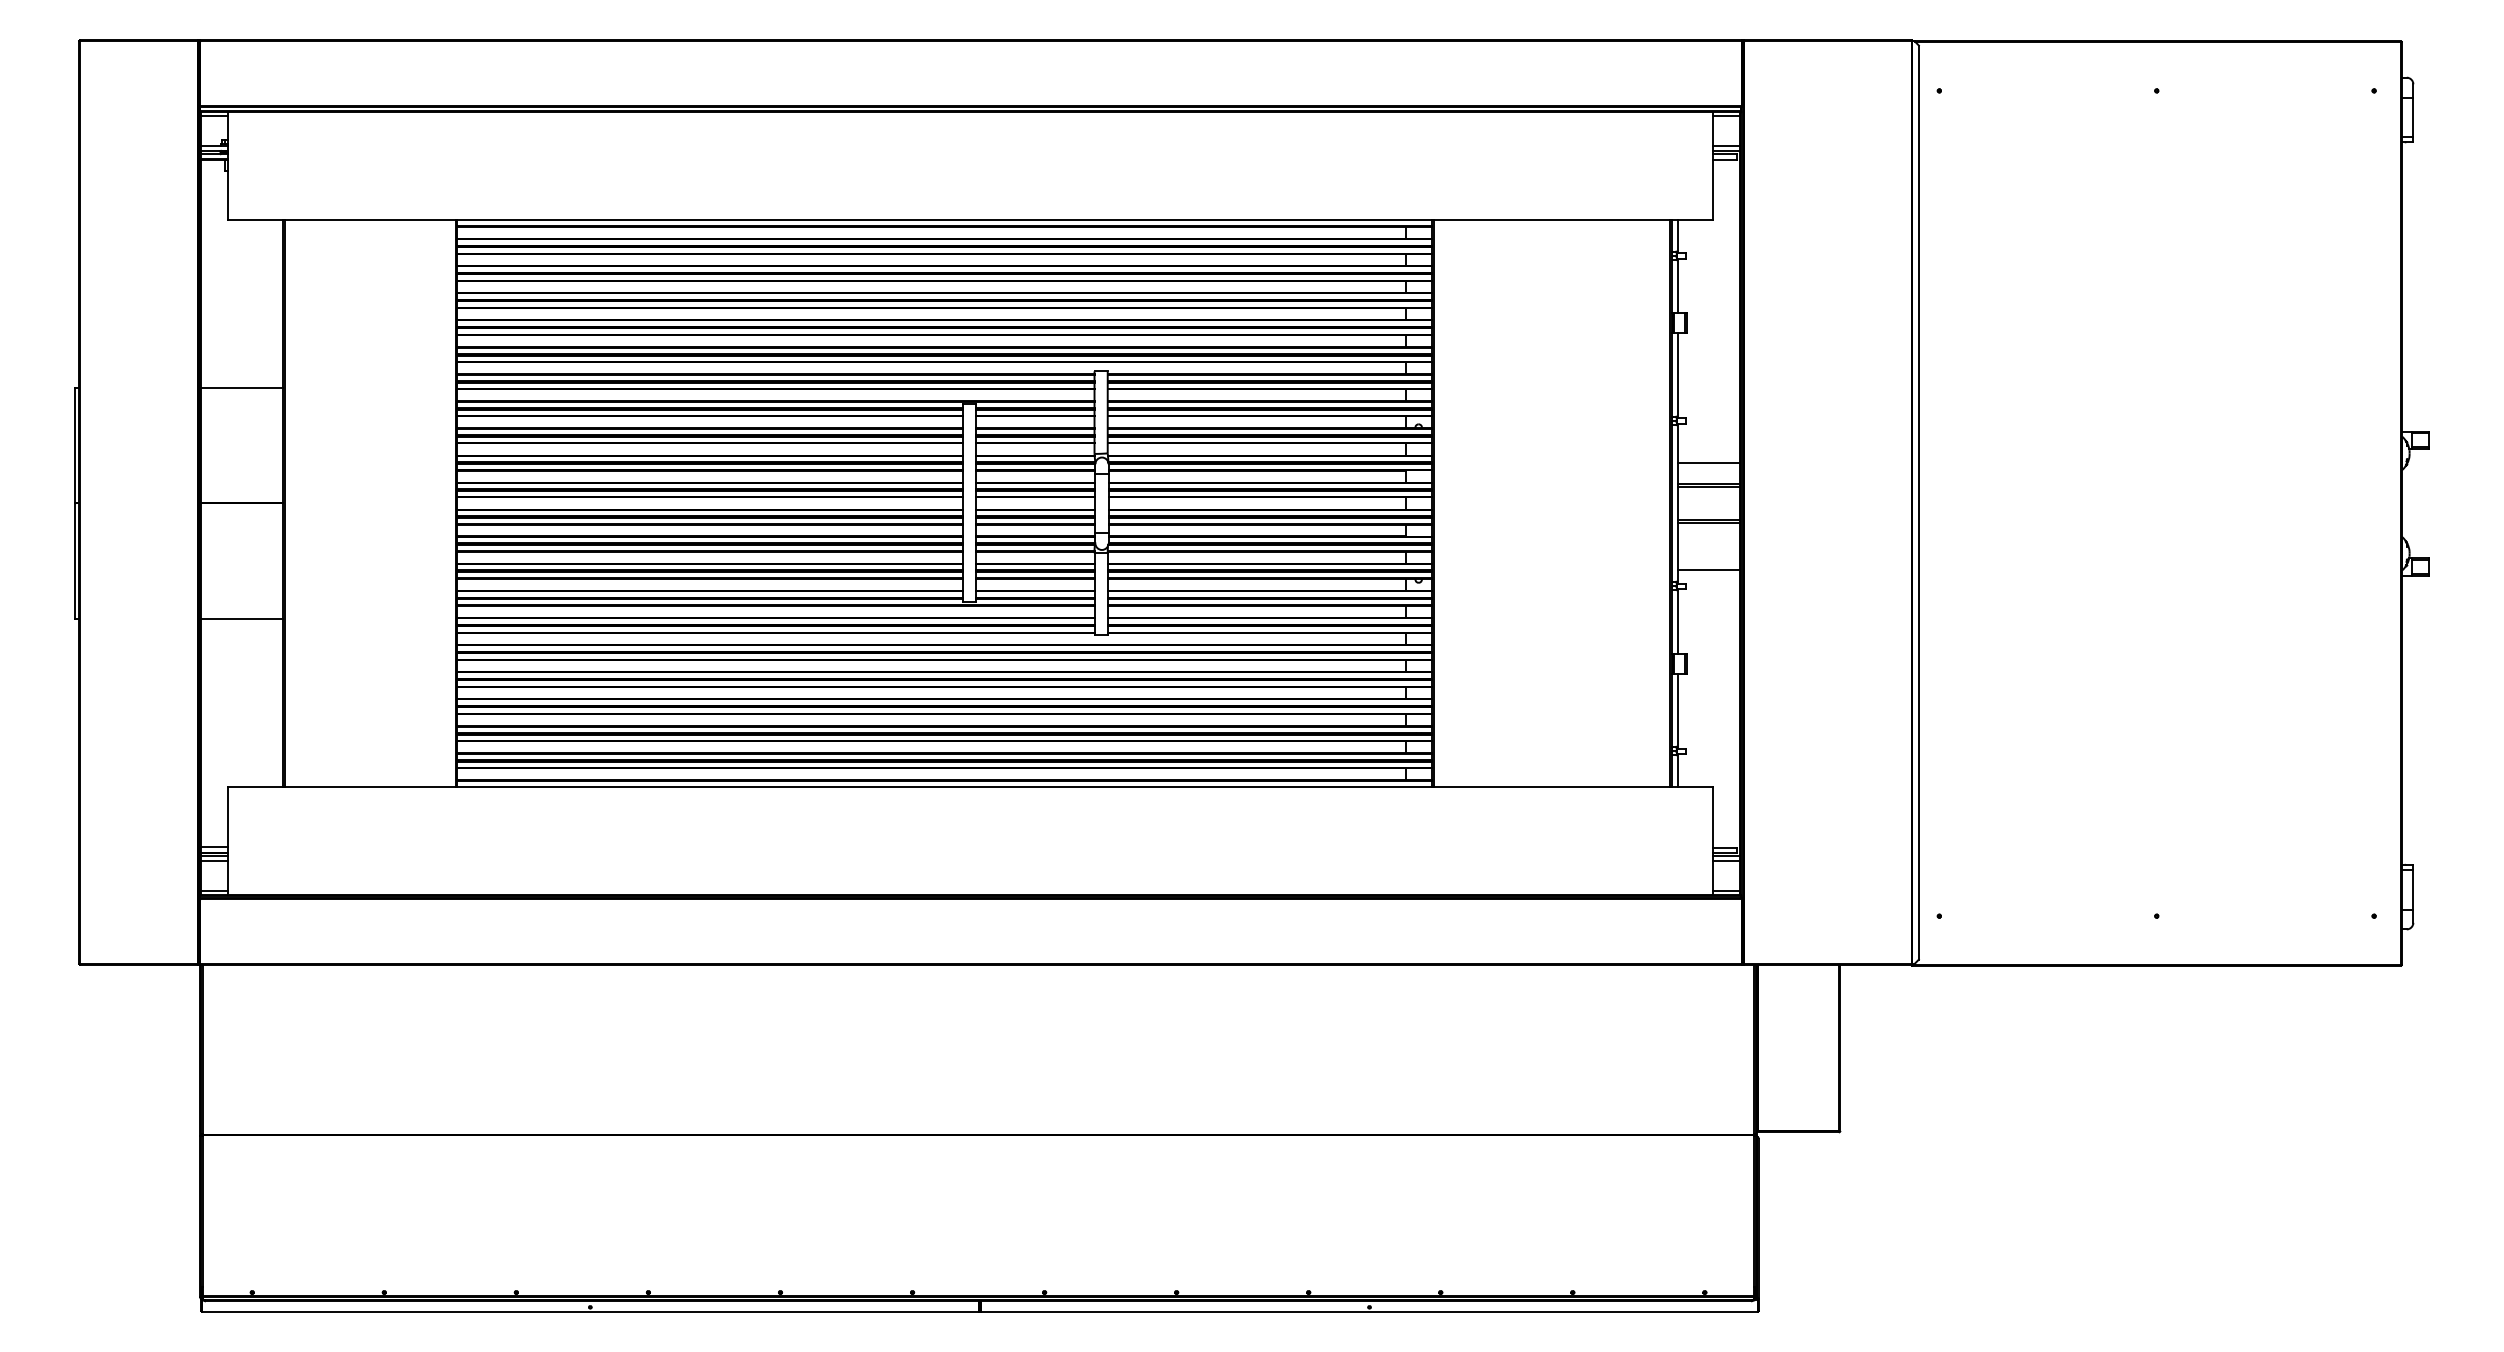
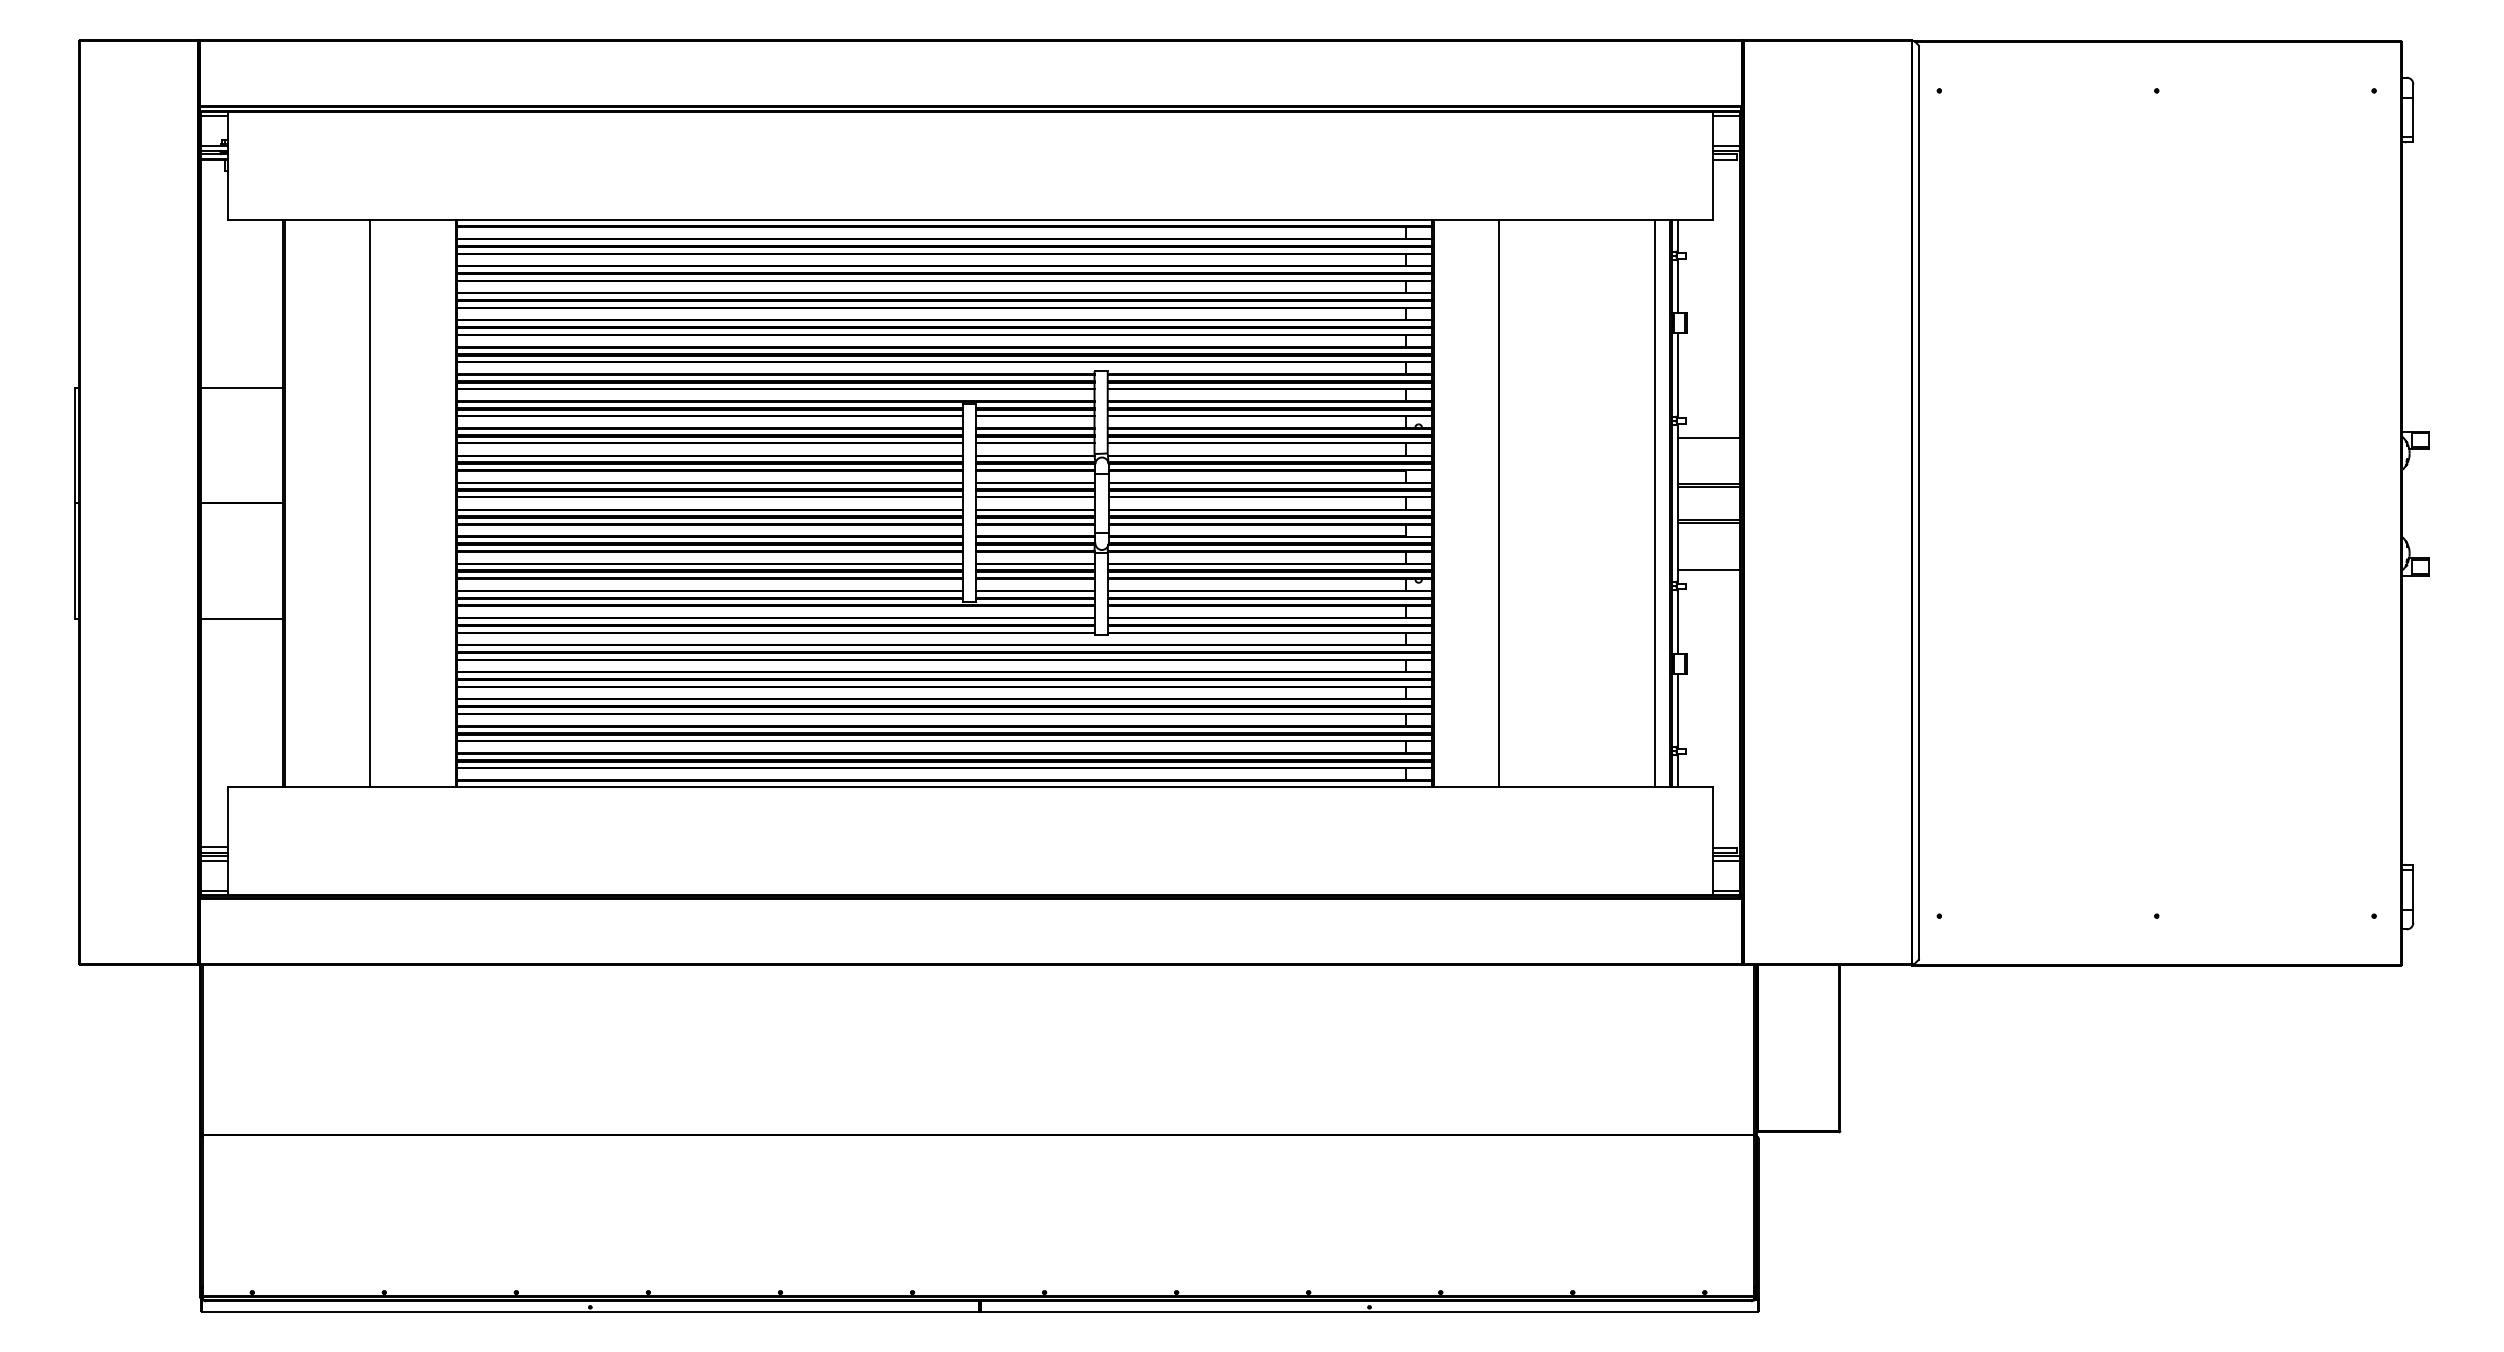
line position: (1708, 462) -> (1708, 437) (1708, 437)
line: none -> present (370, 503)
line: none -> present (1499, 503)
line: none -> present (1654, 503)
